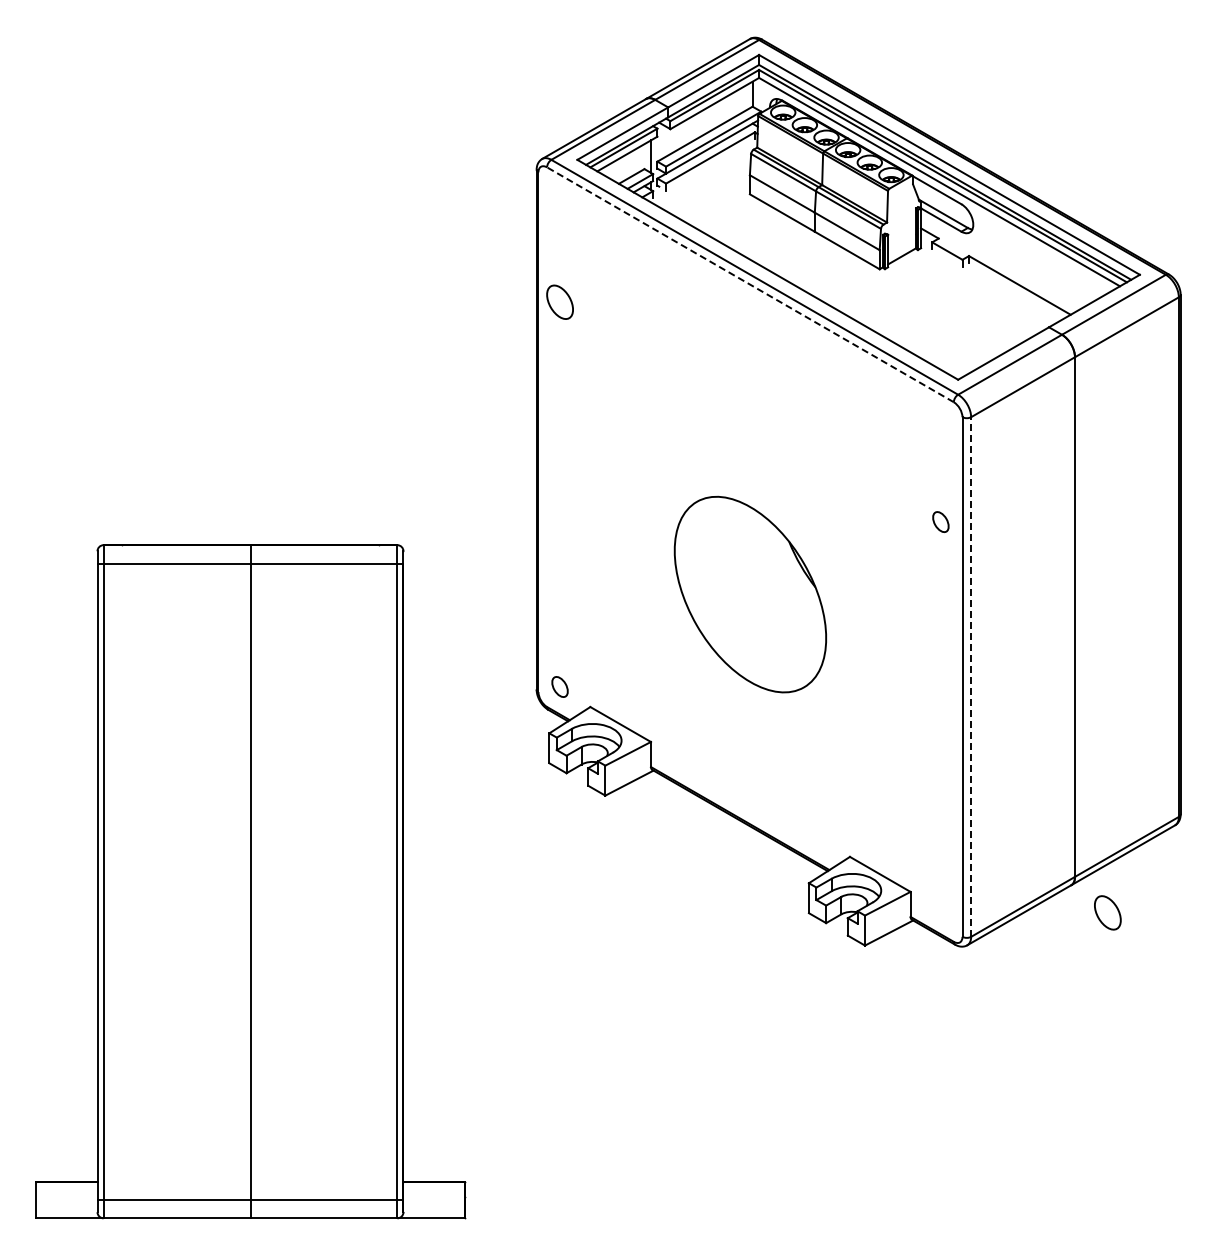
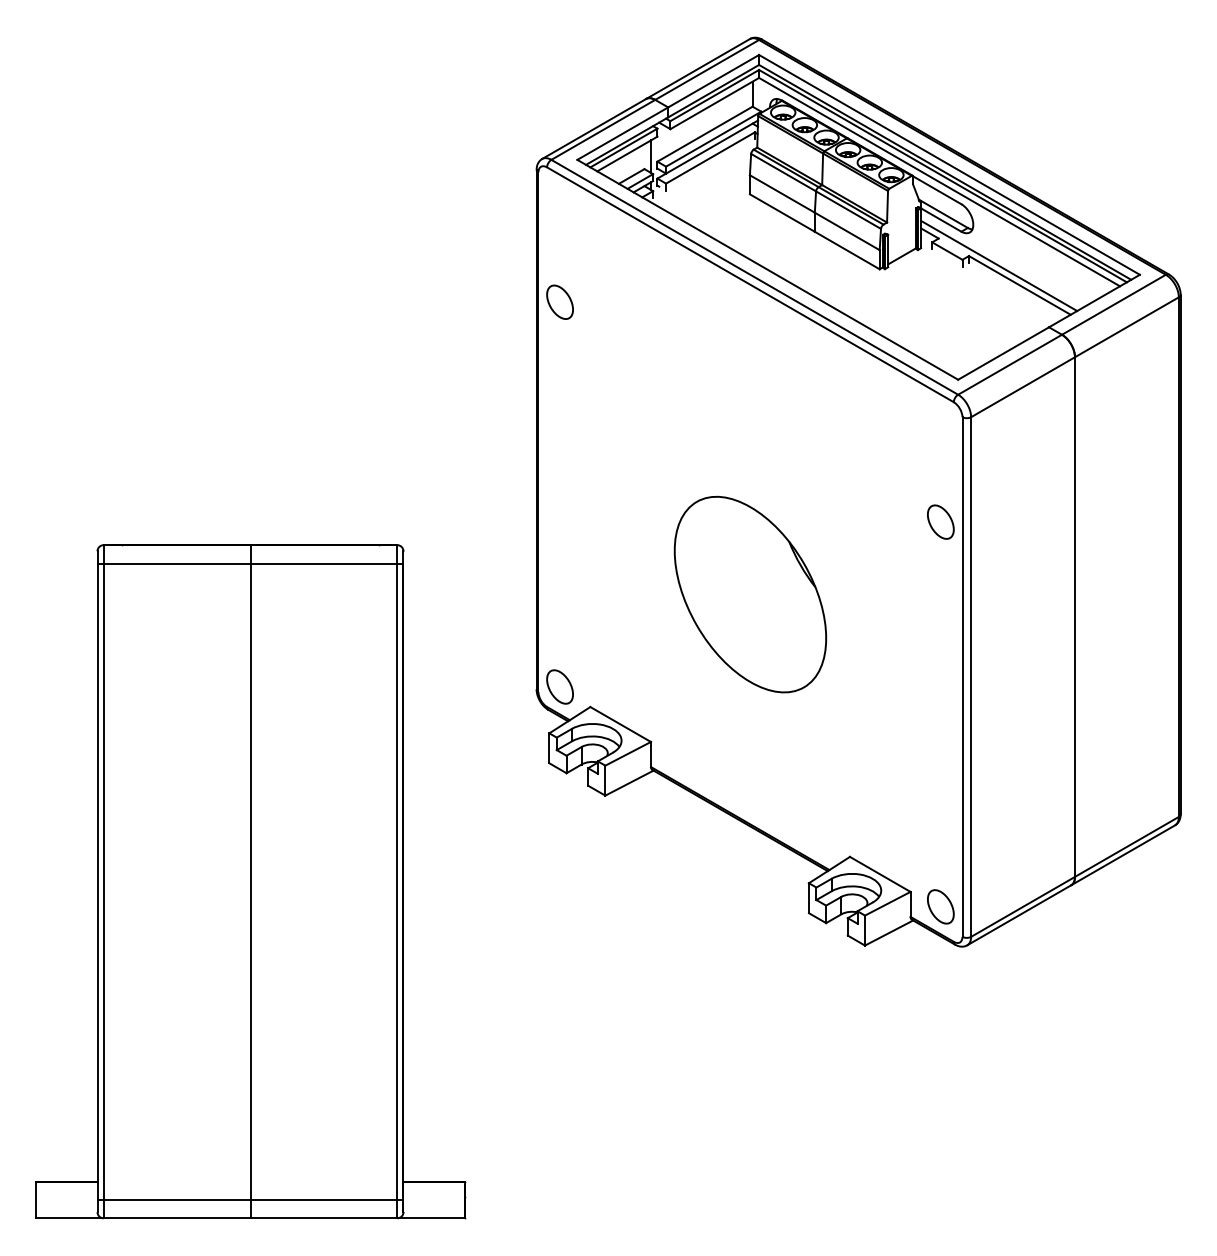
line: none -> present (999, 265)
line: dashed -> solid (750, 284)
part size: 18x22 px -> 28x36 px (940, 521)
line: dashed -> solid (971, 677)
part size: 18x22 px -> 28x36 px (559, 686)
part position: (1107, 912) -> (940, 906) (940, 906)
